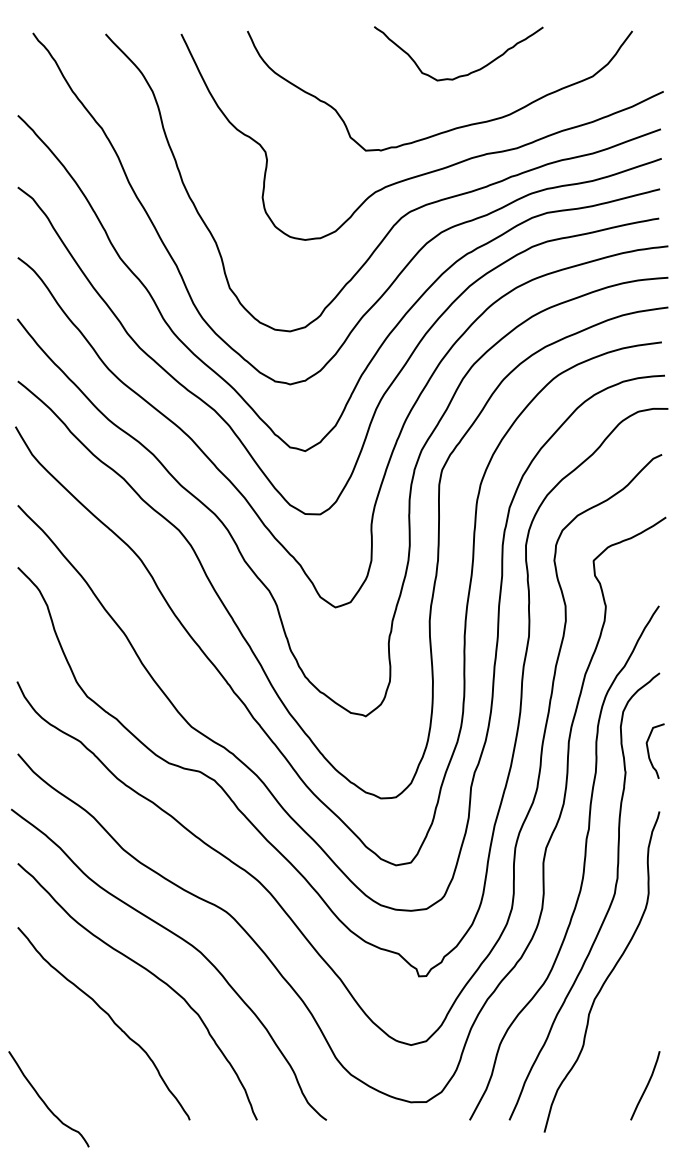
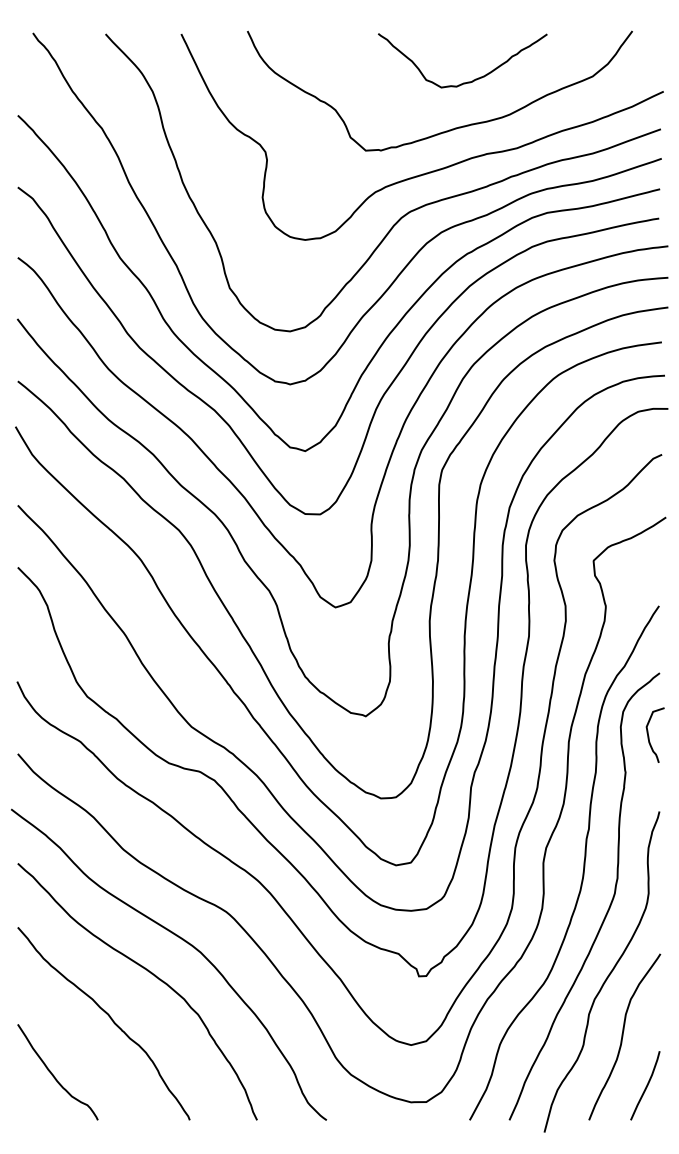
curve position: (463, 74) -> (467, 81) (467, 81)
curve position: (649, 752) -> (649, 736) (649, 736)
curve: none -> present (623, 1036)
curve position: (45, 1102) -> (54, 1075) (54, 1075)
